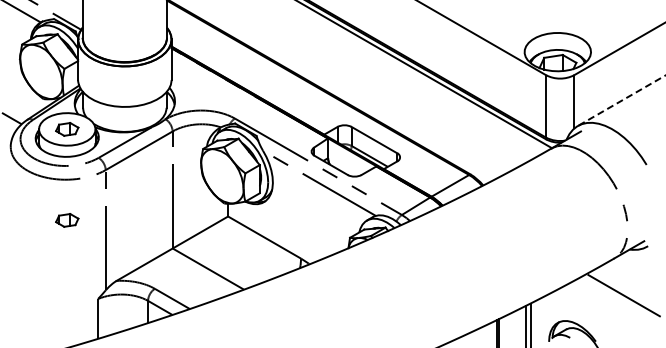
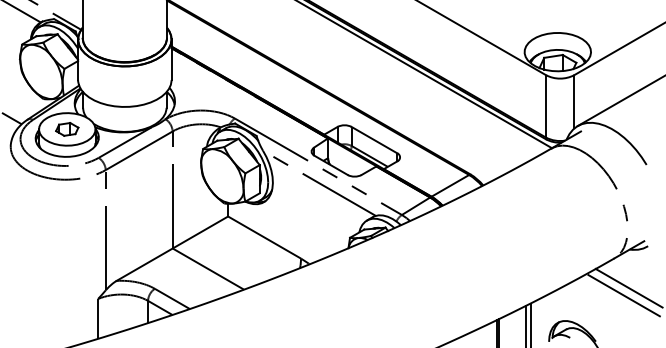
line: dashed -> solid (621, 101)
part: present -> none (67, 220)
line: none -> present (628, 287)
